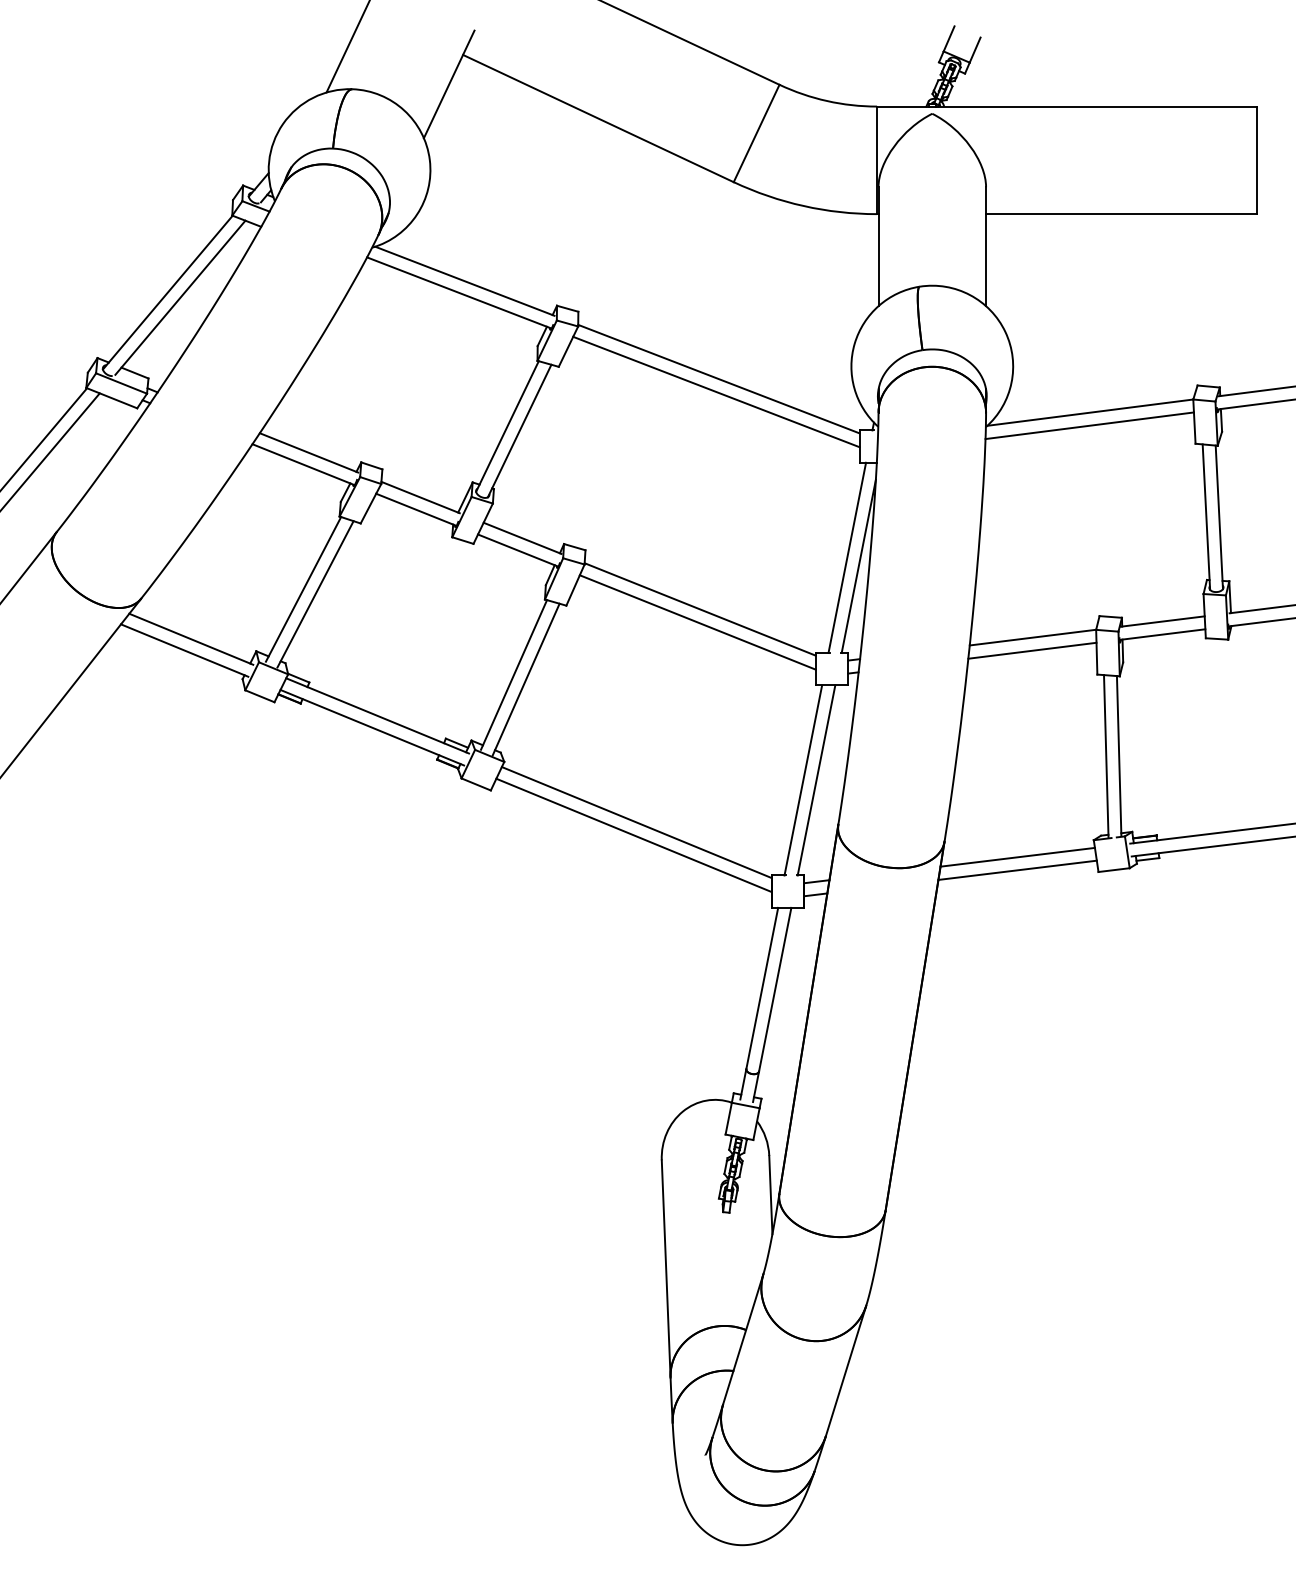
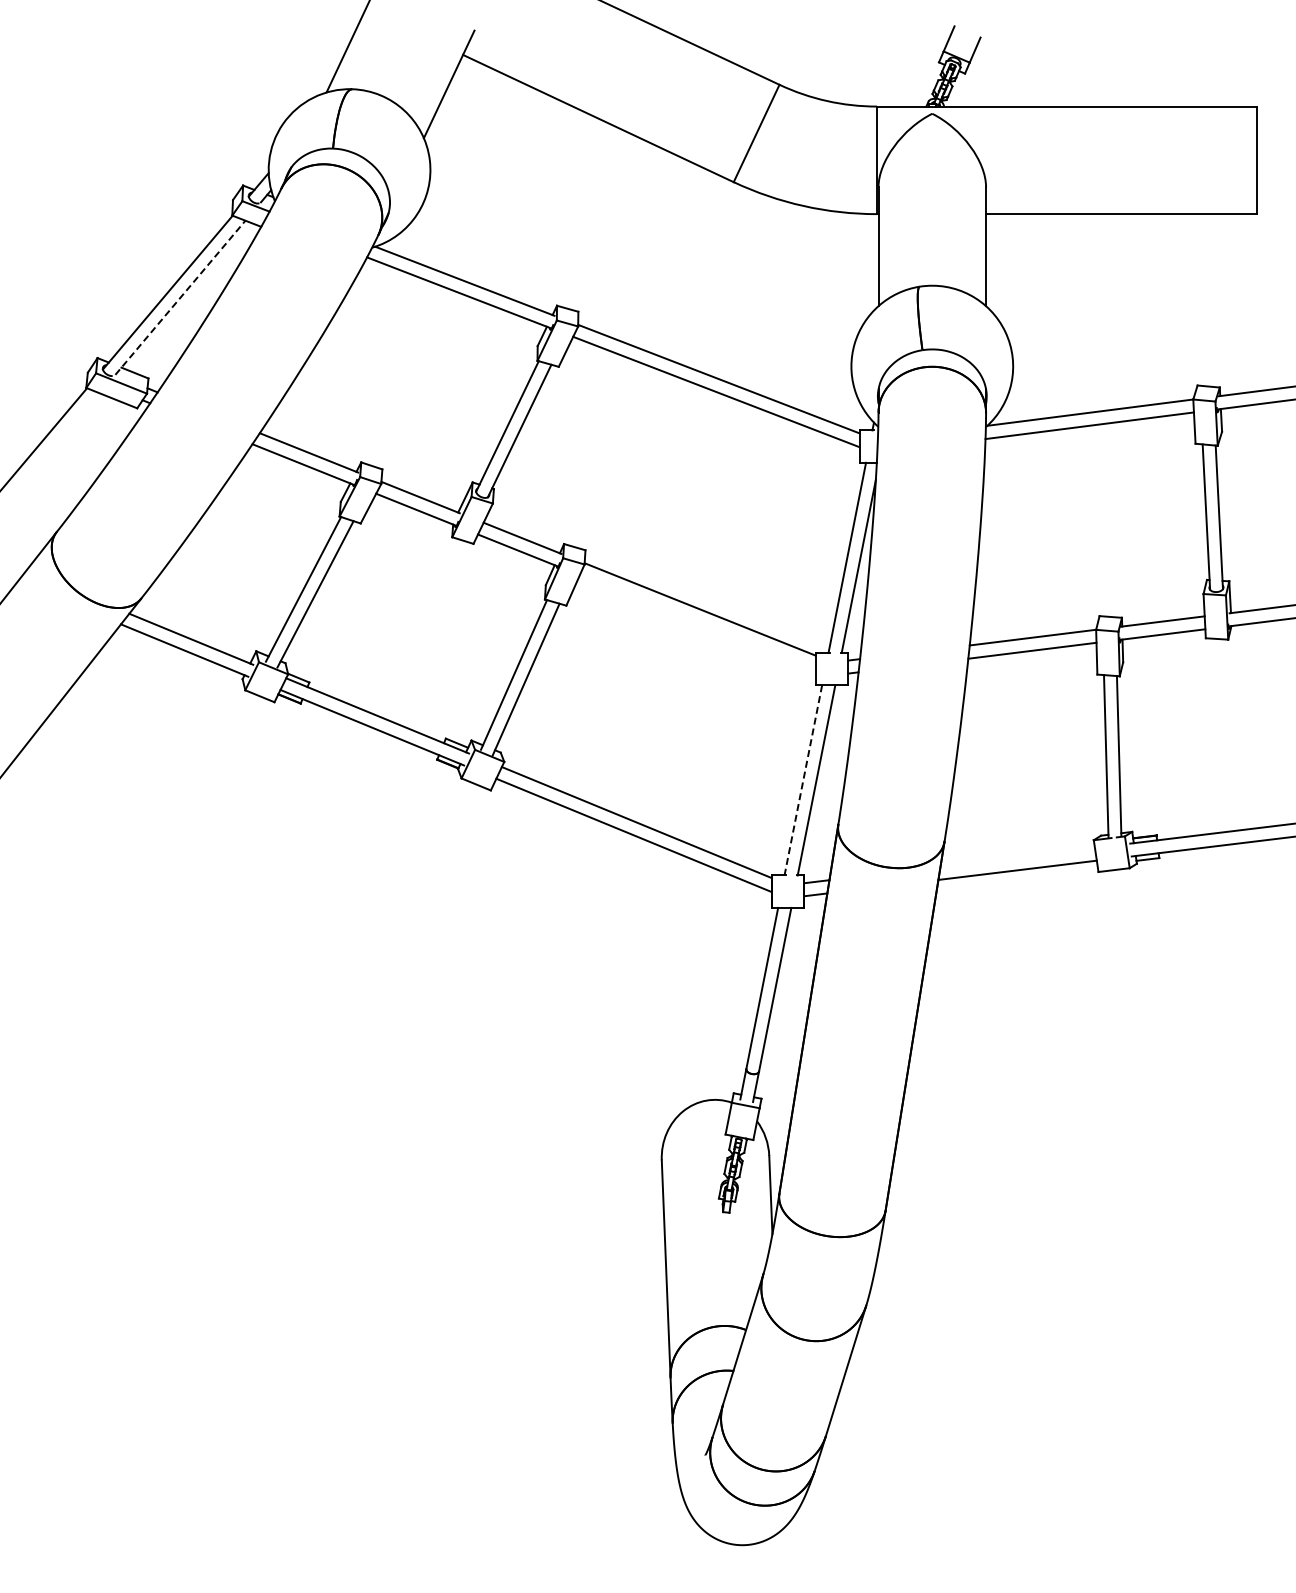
line: solid -> dashed (180, 297)
line: present -> none (50, 451)
line: present -> none (697, 622)
line: solid -> dashed (803, 780)
line: present -> none (1017, 856)
